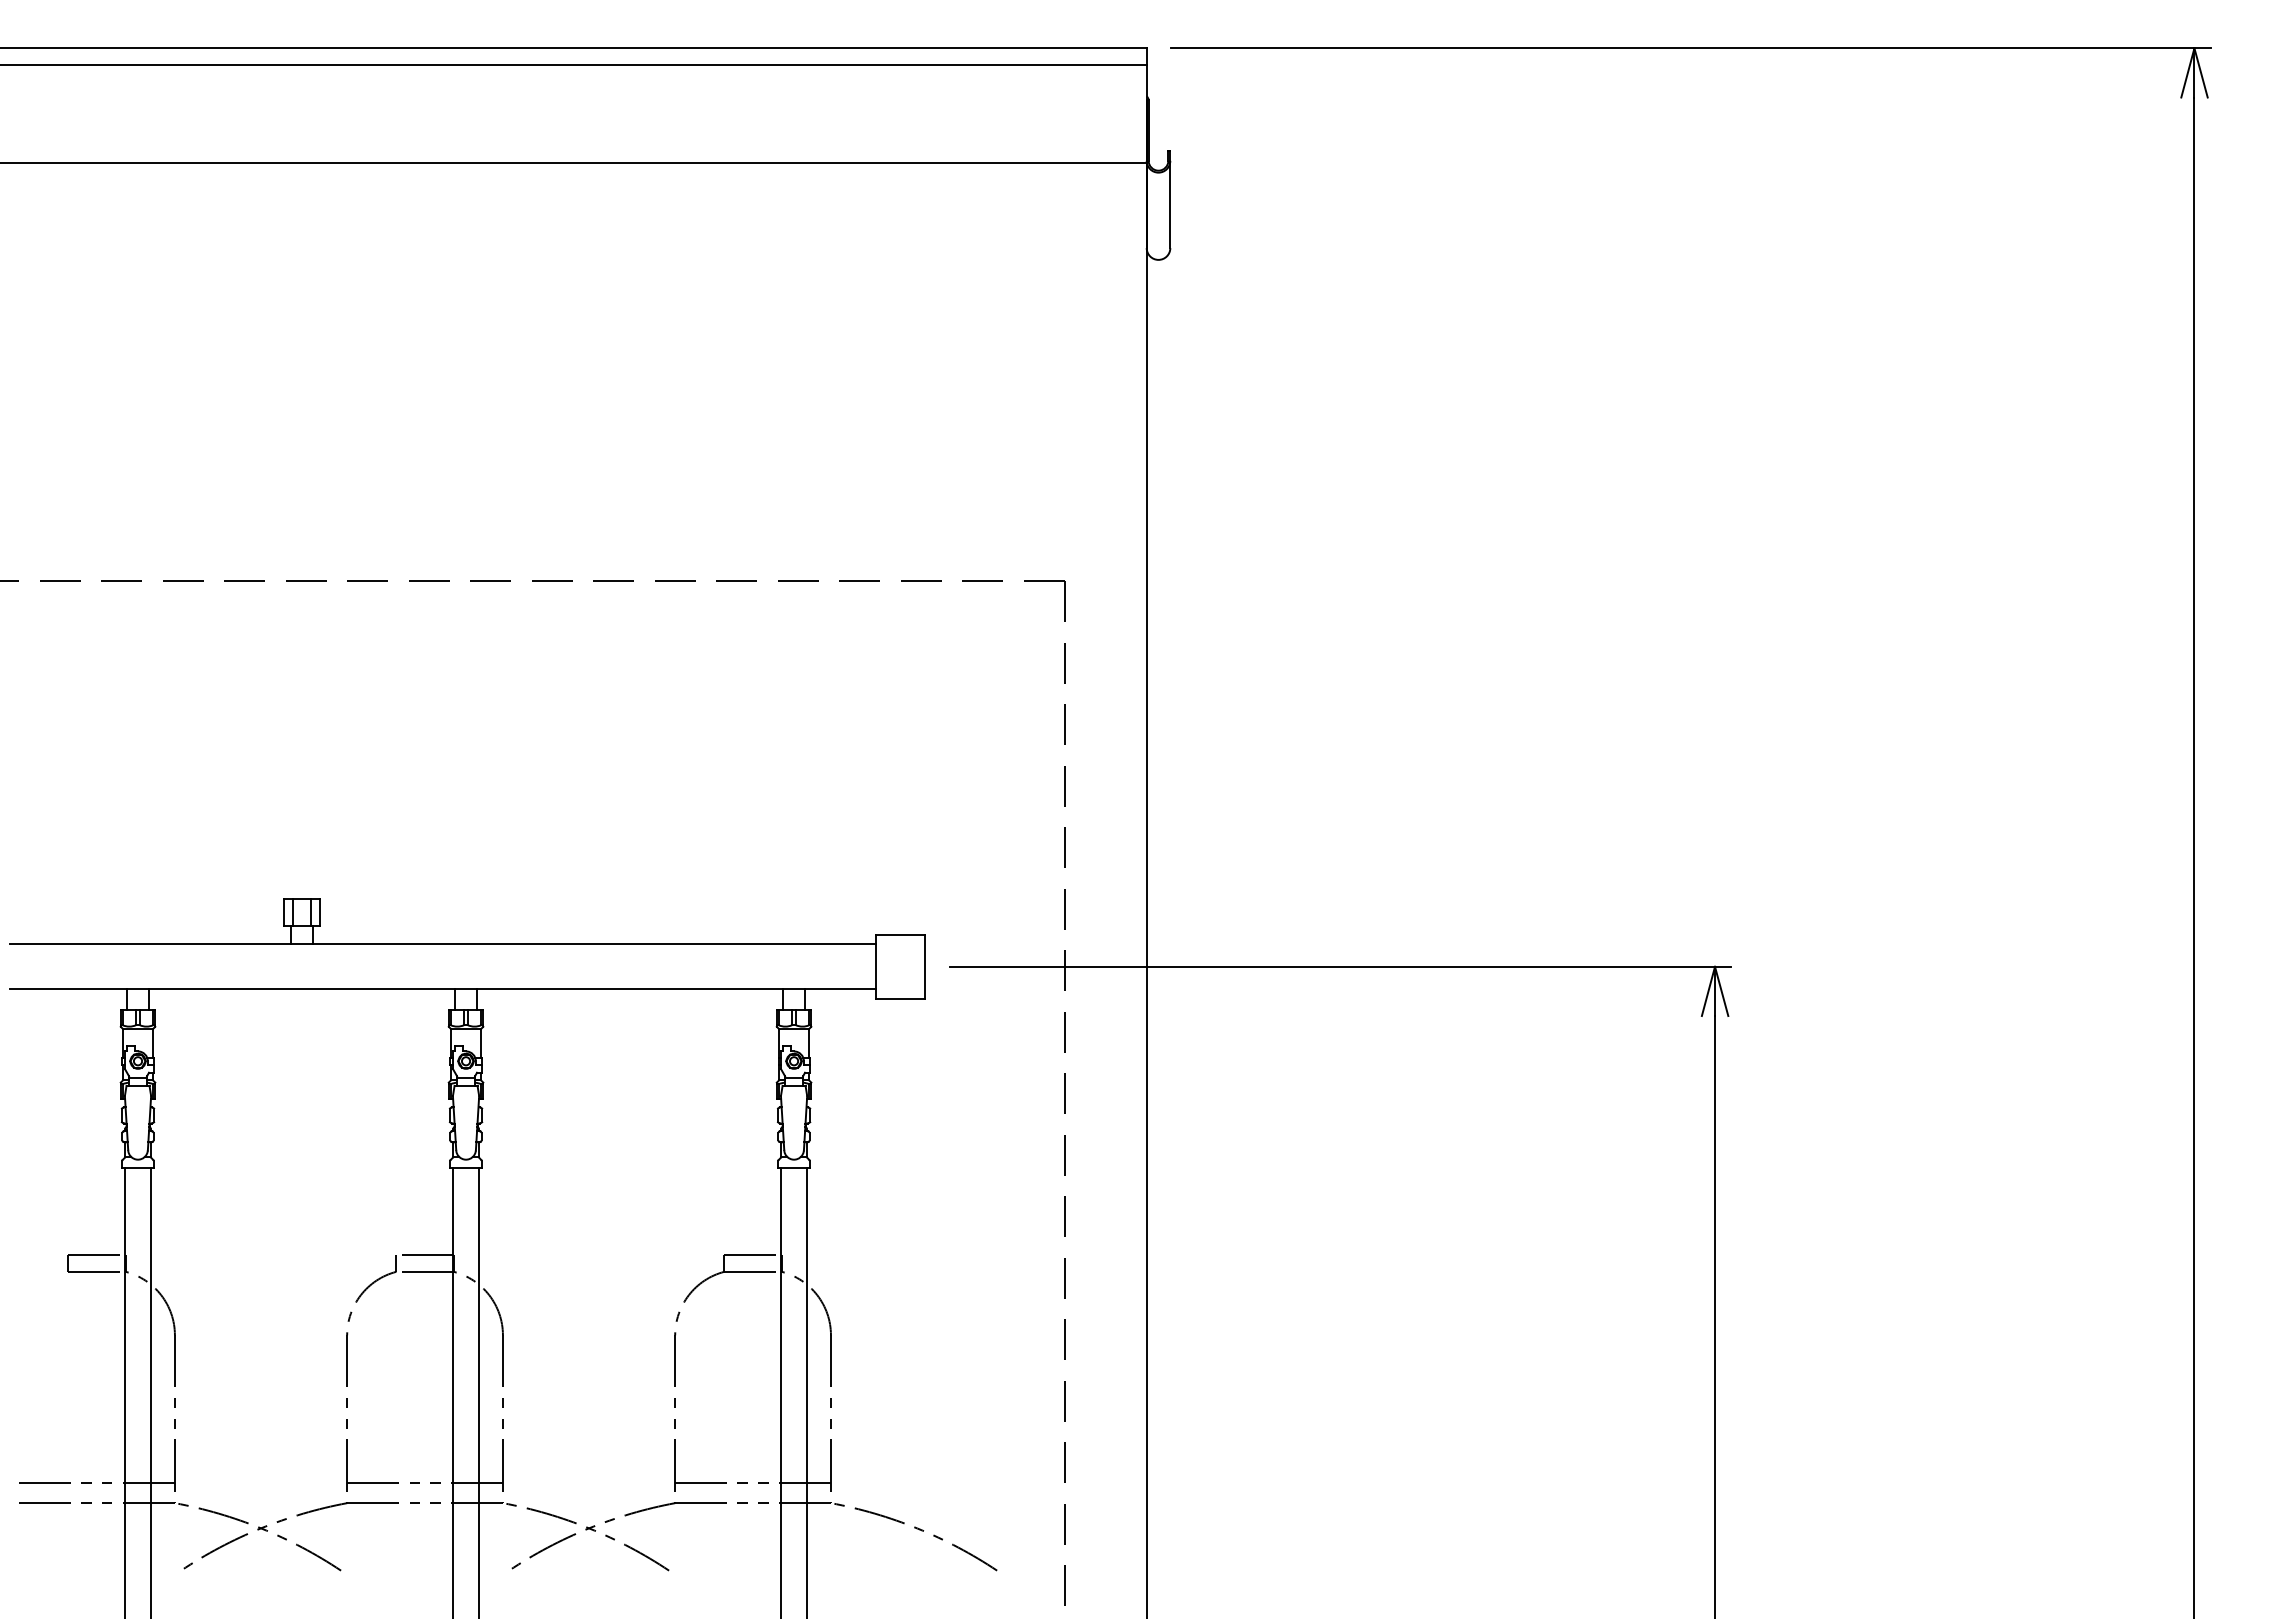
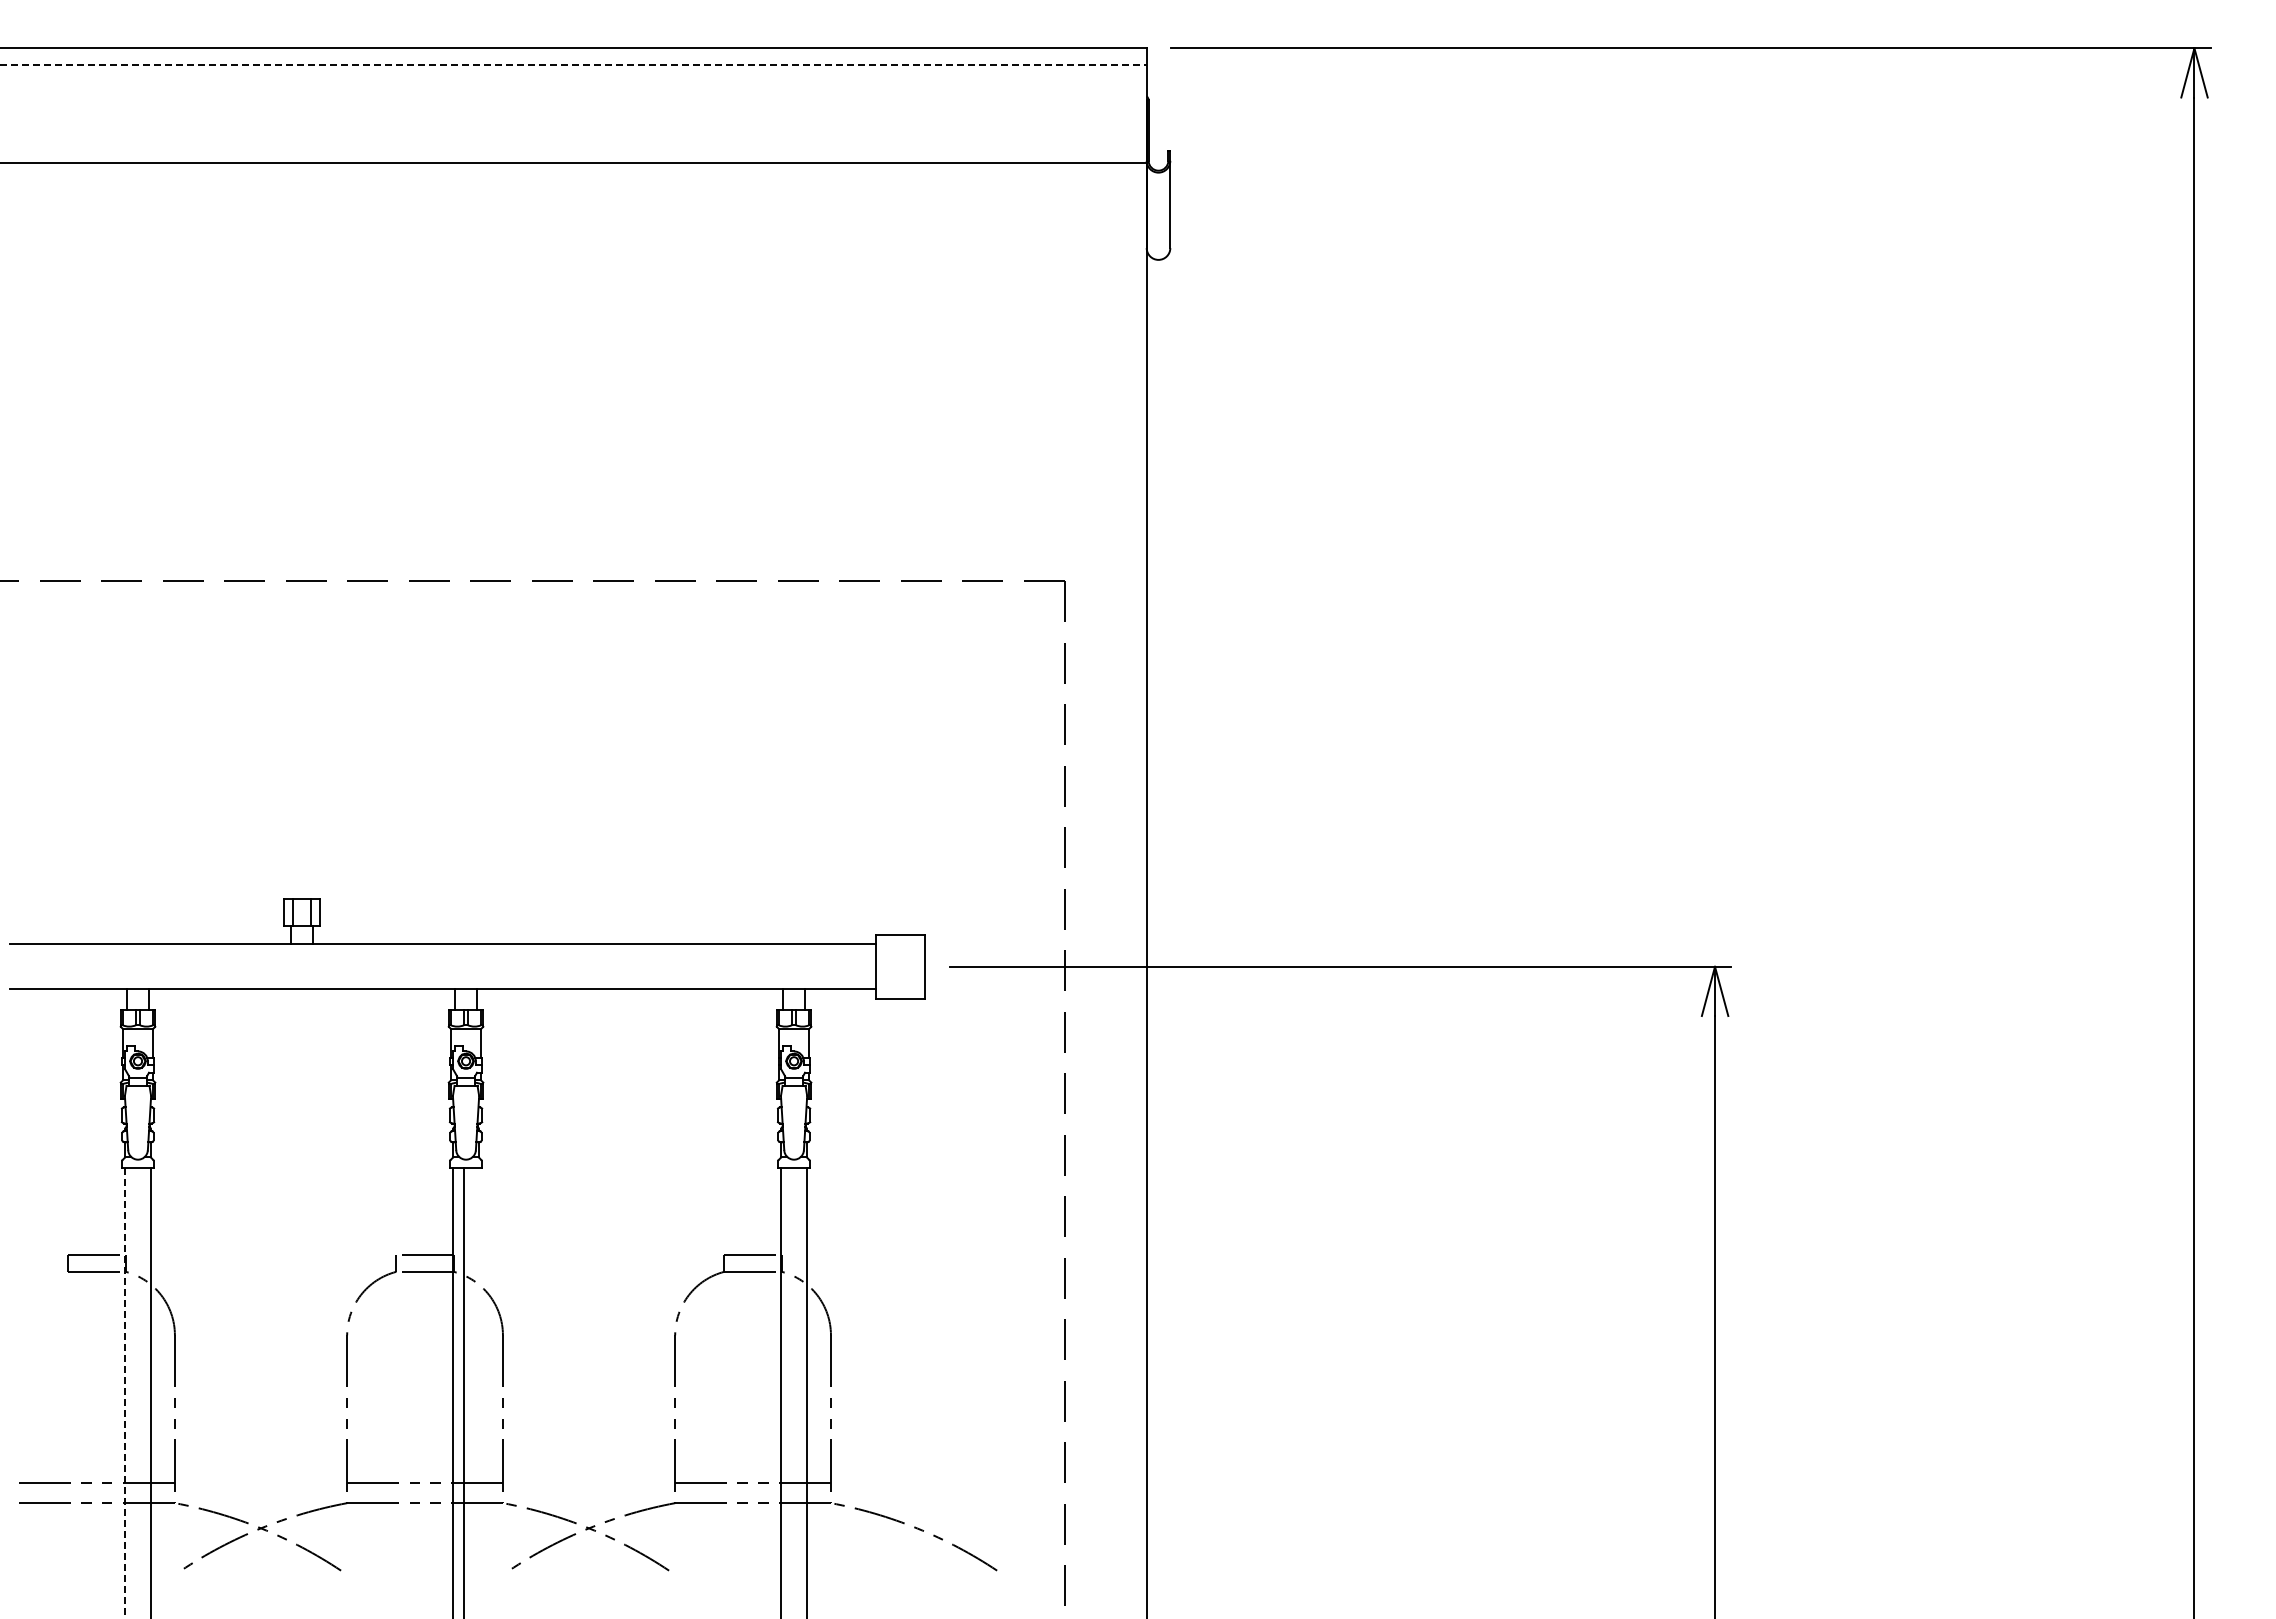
line: solid -> dashed (573, 64)
line position: (478, 1391) -> (463, 1391) (463, 1391)
line: solid -> dashed (125, 1393)
